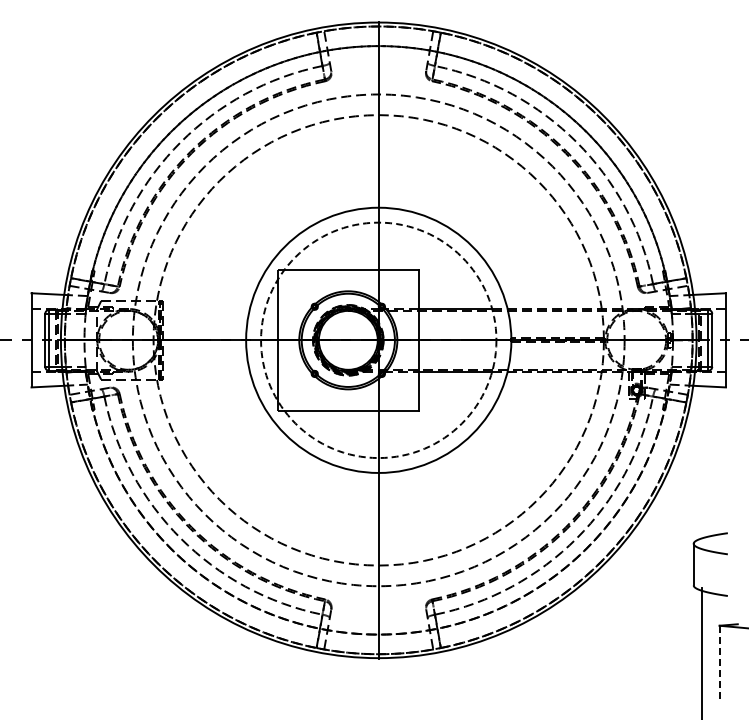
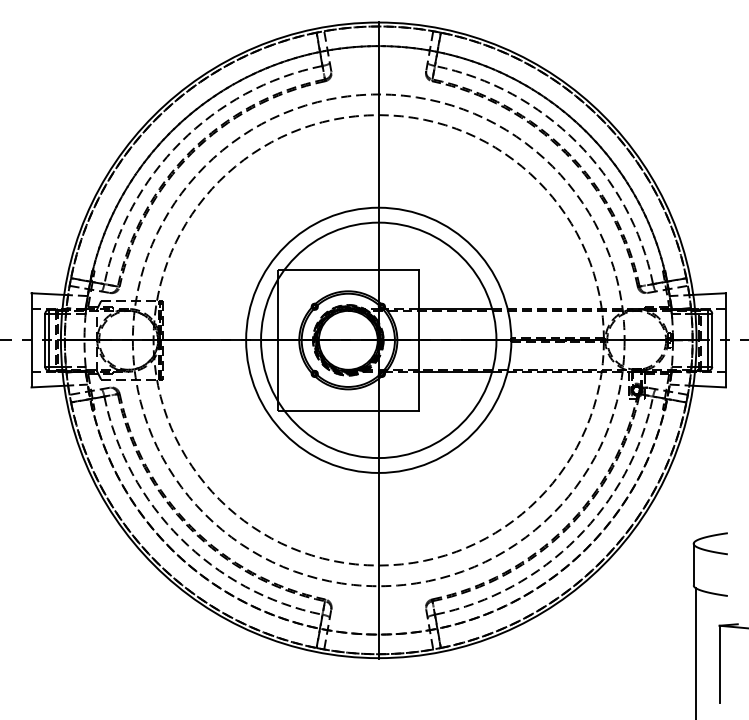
circle: dashed -> solid (378, 340)
line position: (702, 652) -> (696, 652) (696, 652)
line: dashed -> solid (719, 664)
